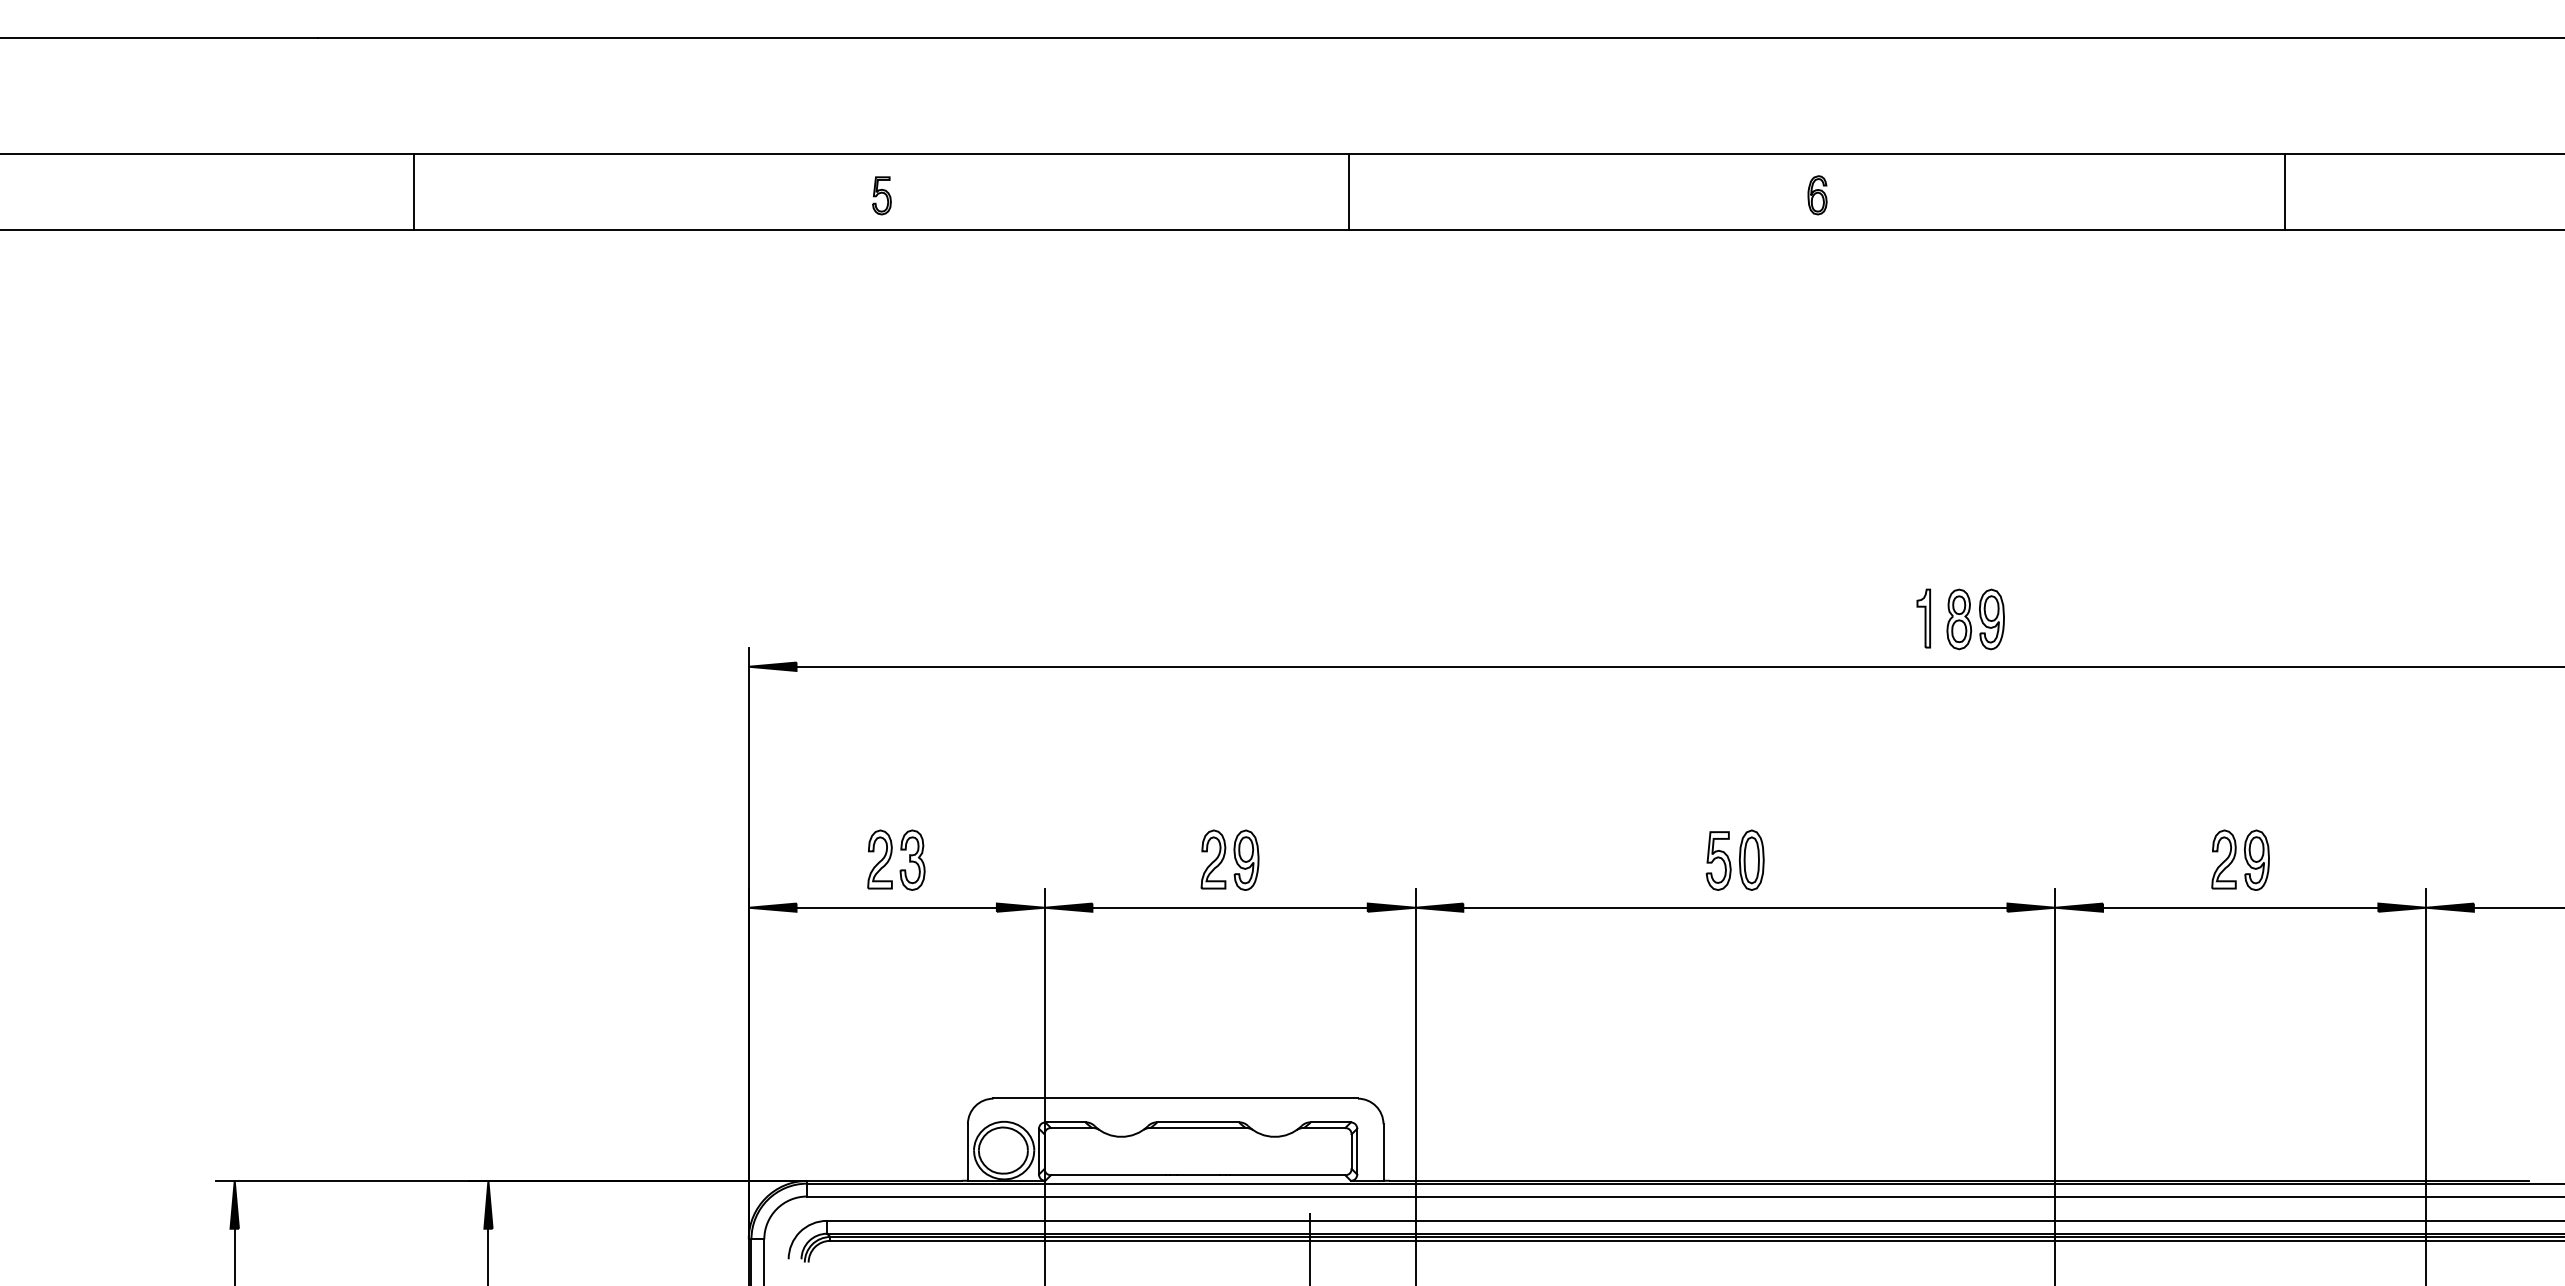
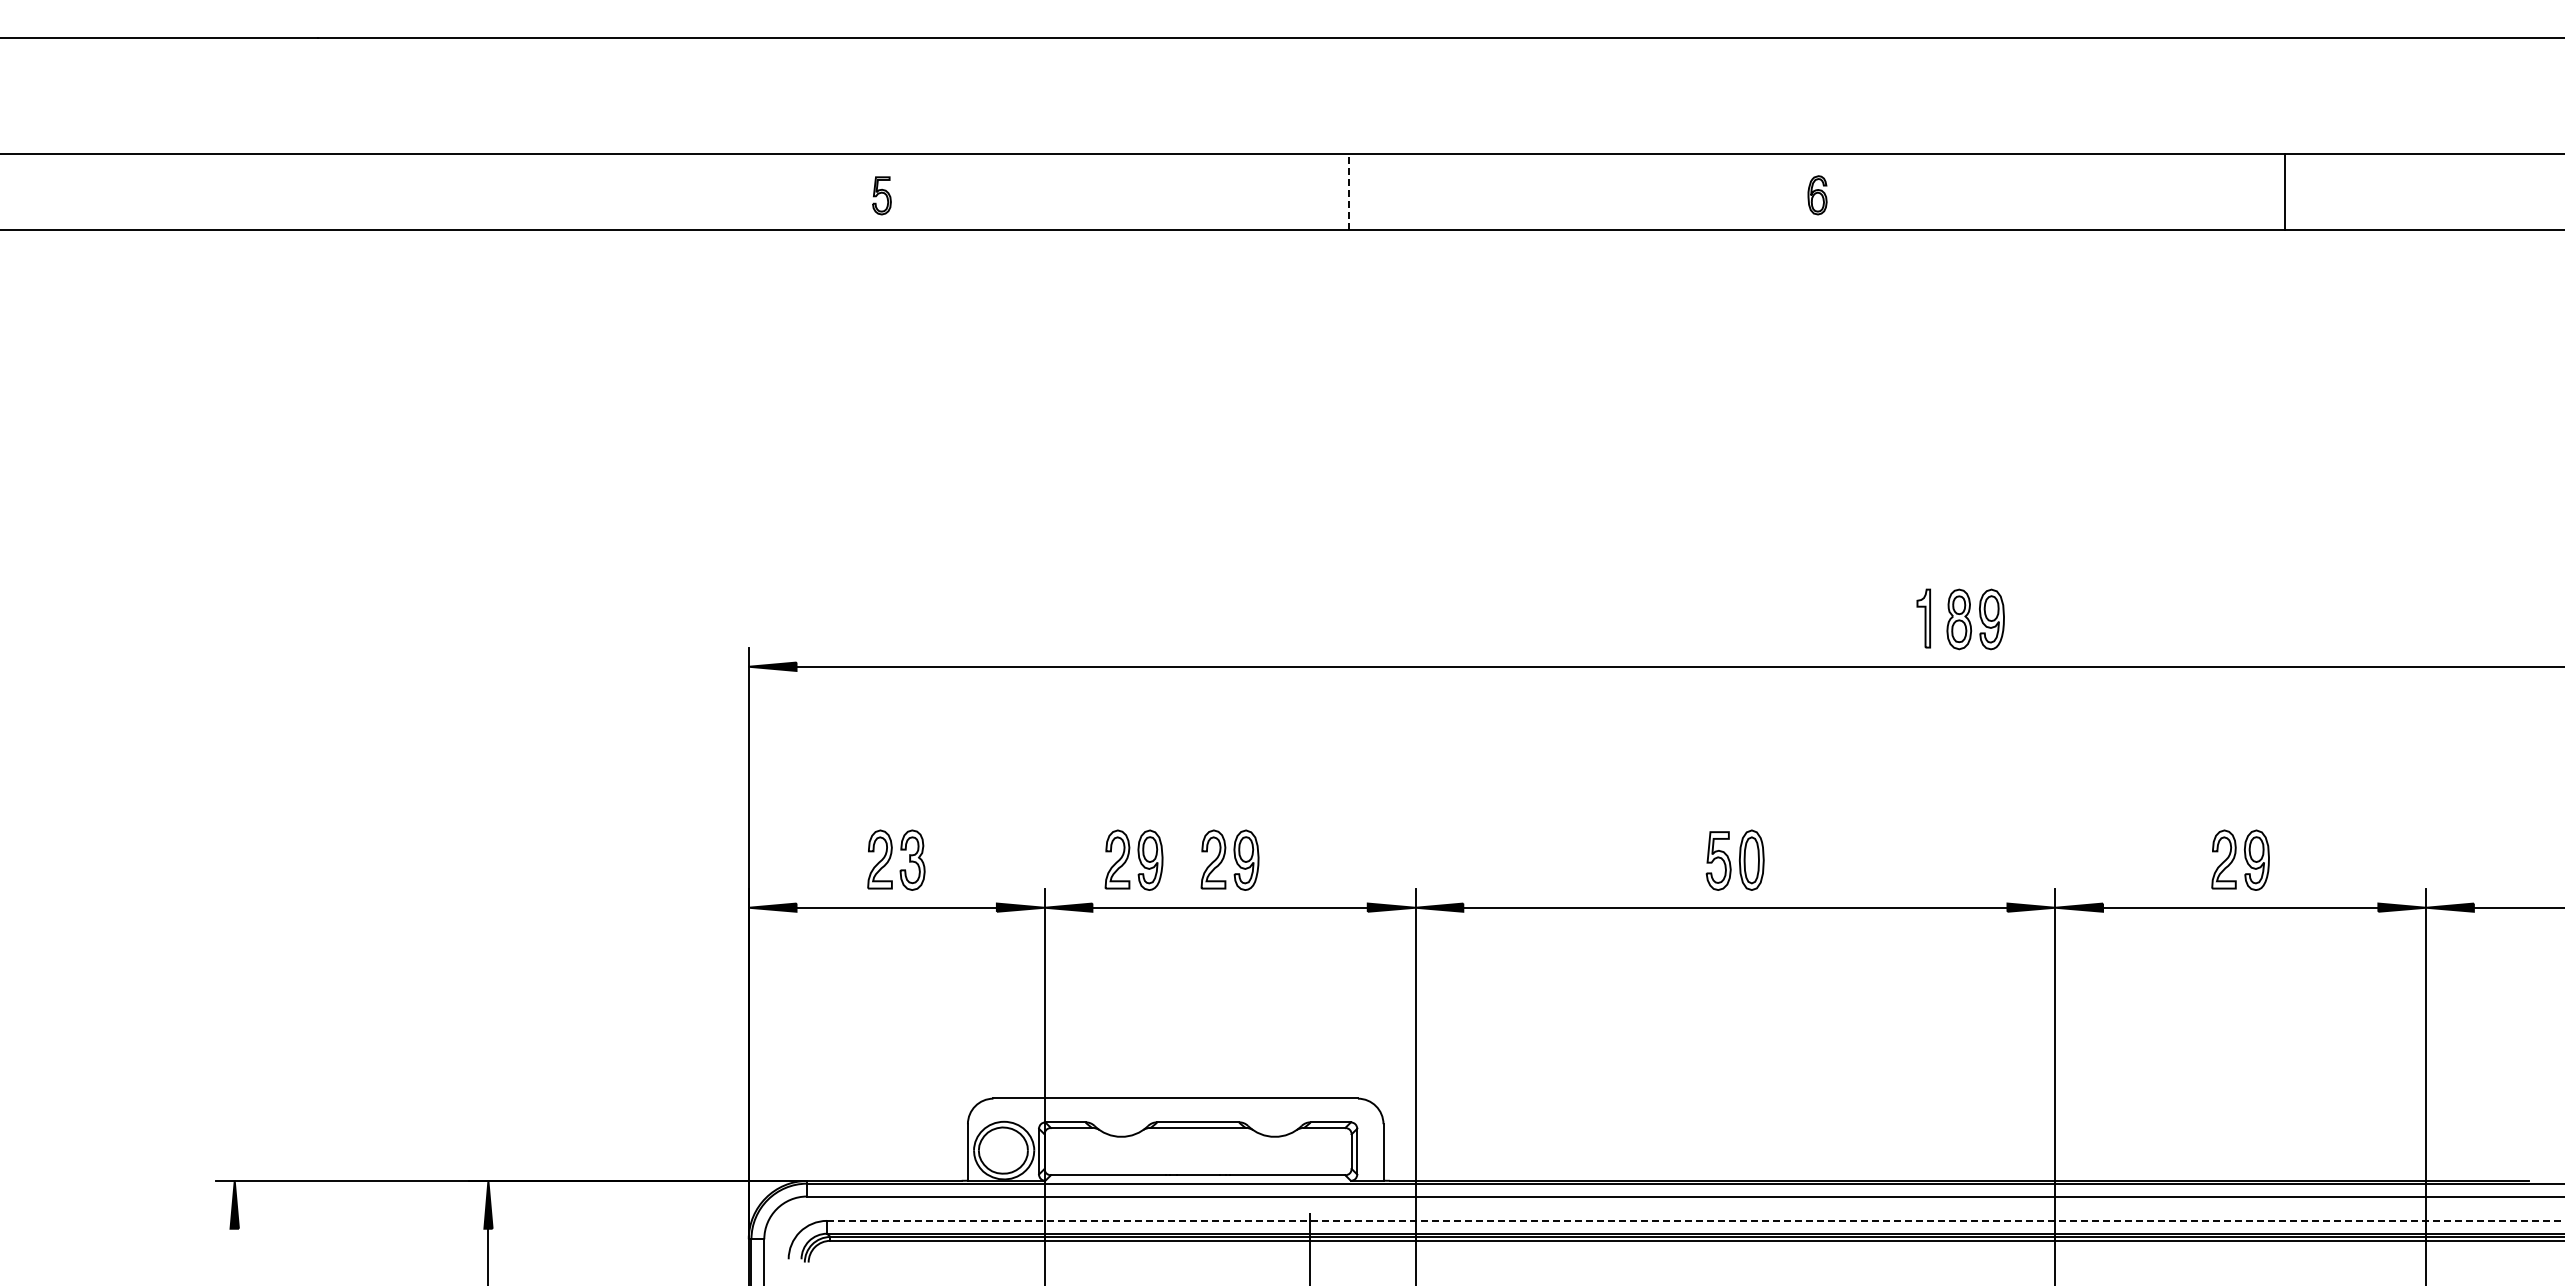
line: present -> none (413, 191)
line: solid -> dashed (1349, 191)
part: none -> present (1133, 859)
line: solid -> dashed (1695, 1220)
line: present -> none (234, 1255)
